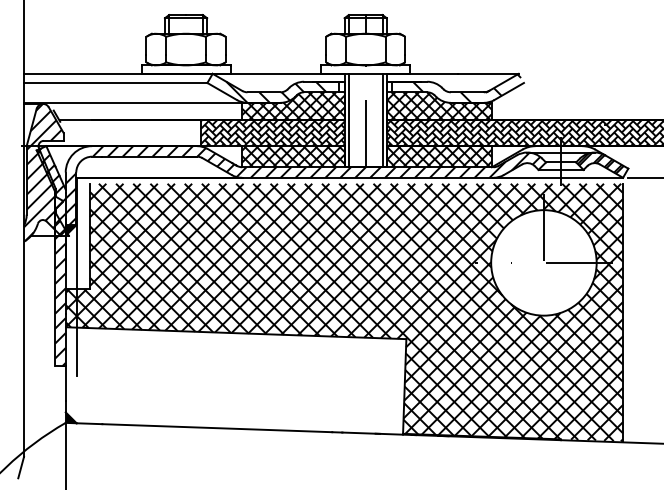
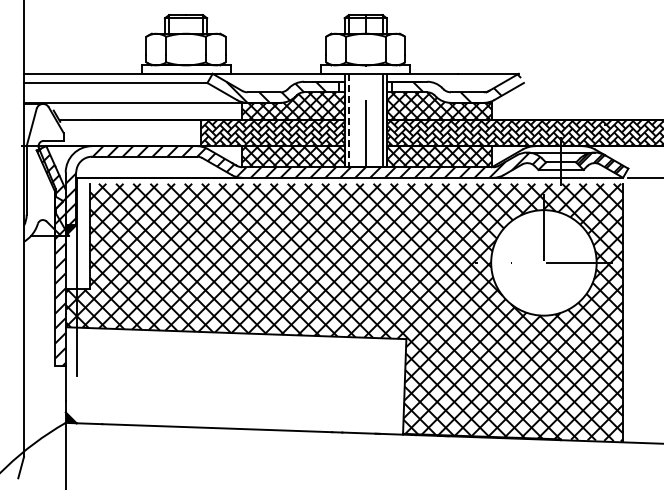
line: solid -> dashed (349, 120)
hatch: present -> none (44, 171)
